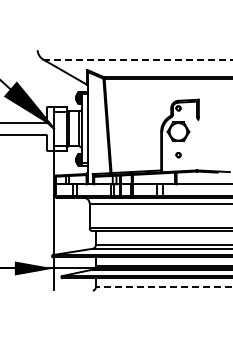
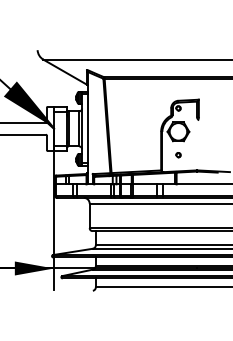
line: dashed -> solid (138, 59)
line: dashed -> solid (163, 287)
